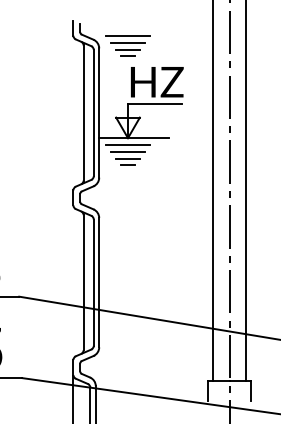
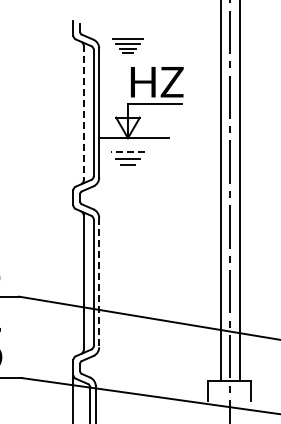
part size: 46x22 px -> 32x16 px (127, 45)
line: solid -> dashed (83, 113)
line: present -> none (127, 144)
line: solid -> dashed (128, 151)
line position: (212, 191) -> (220, 191) (220, 191)
line position: (246, 191) -> (240, 191) (240, 191)
line: solid -> dashed (99, 282)
